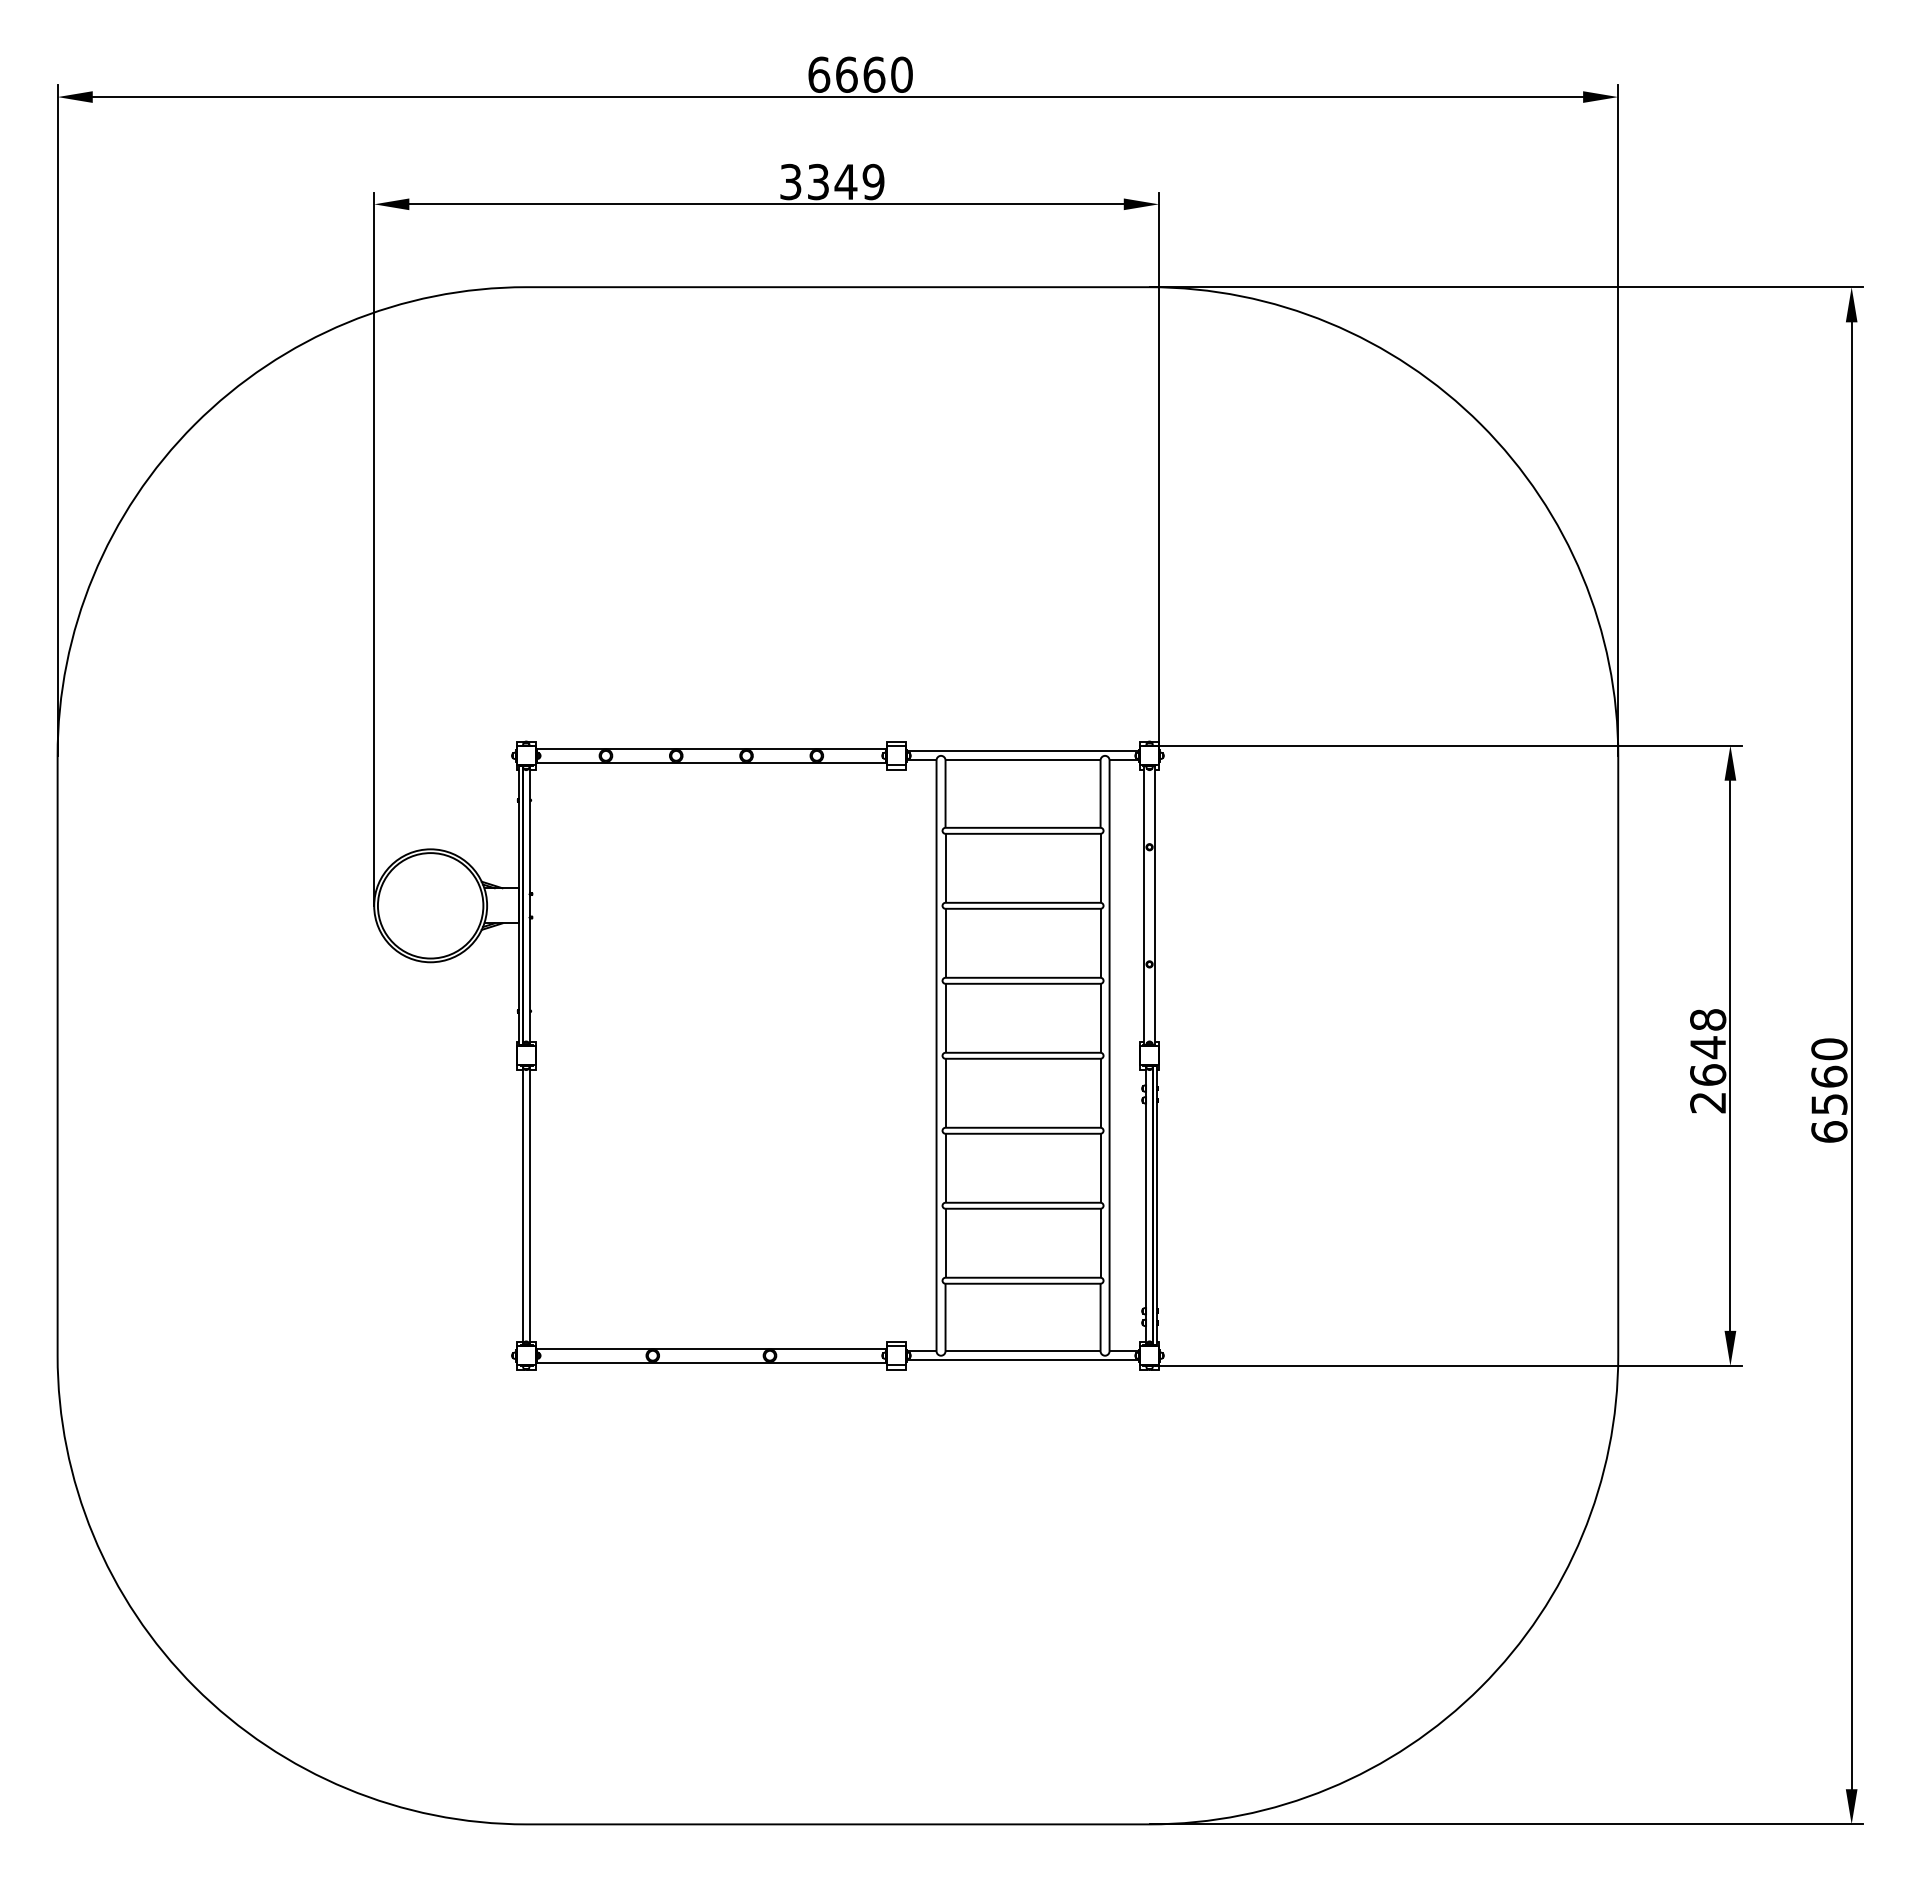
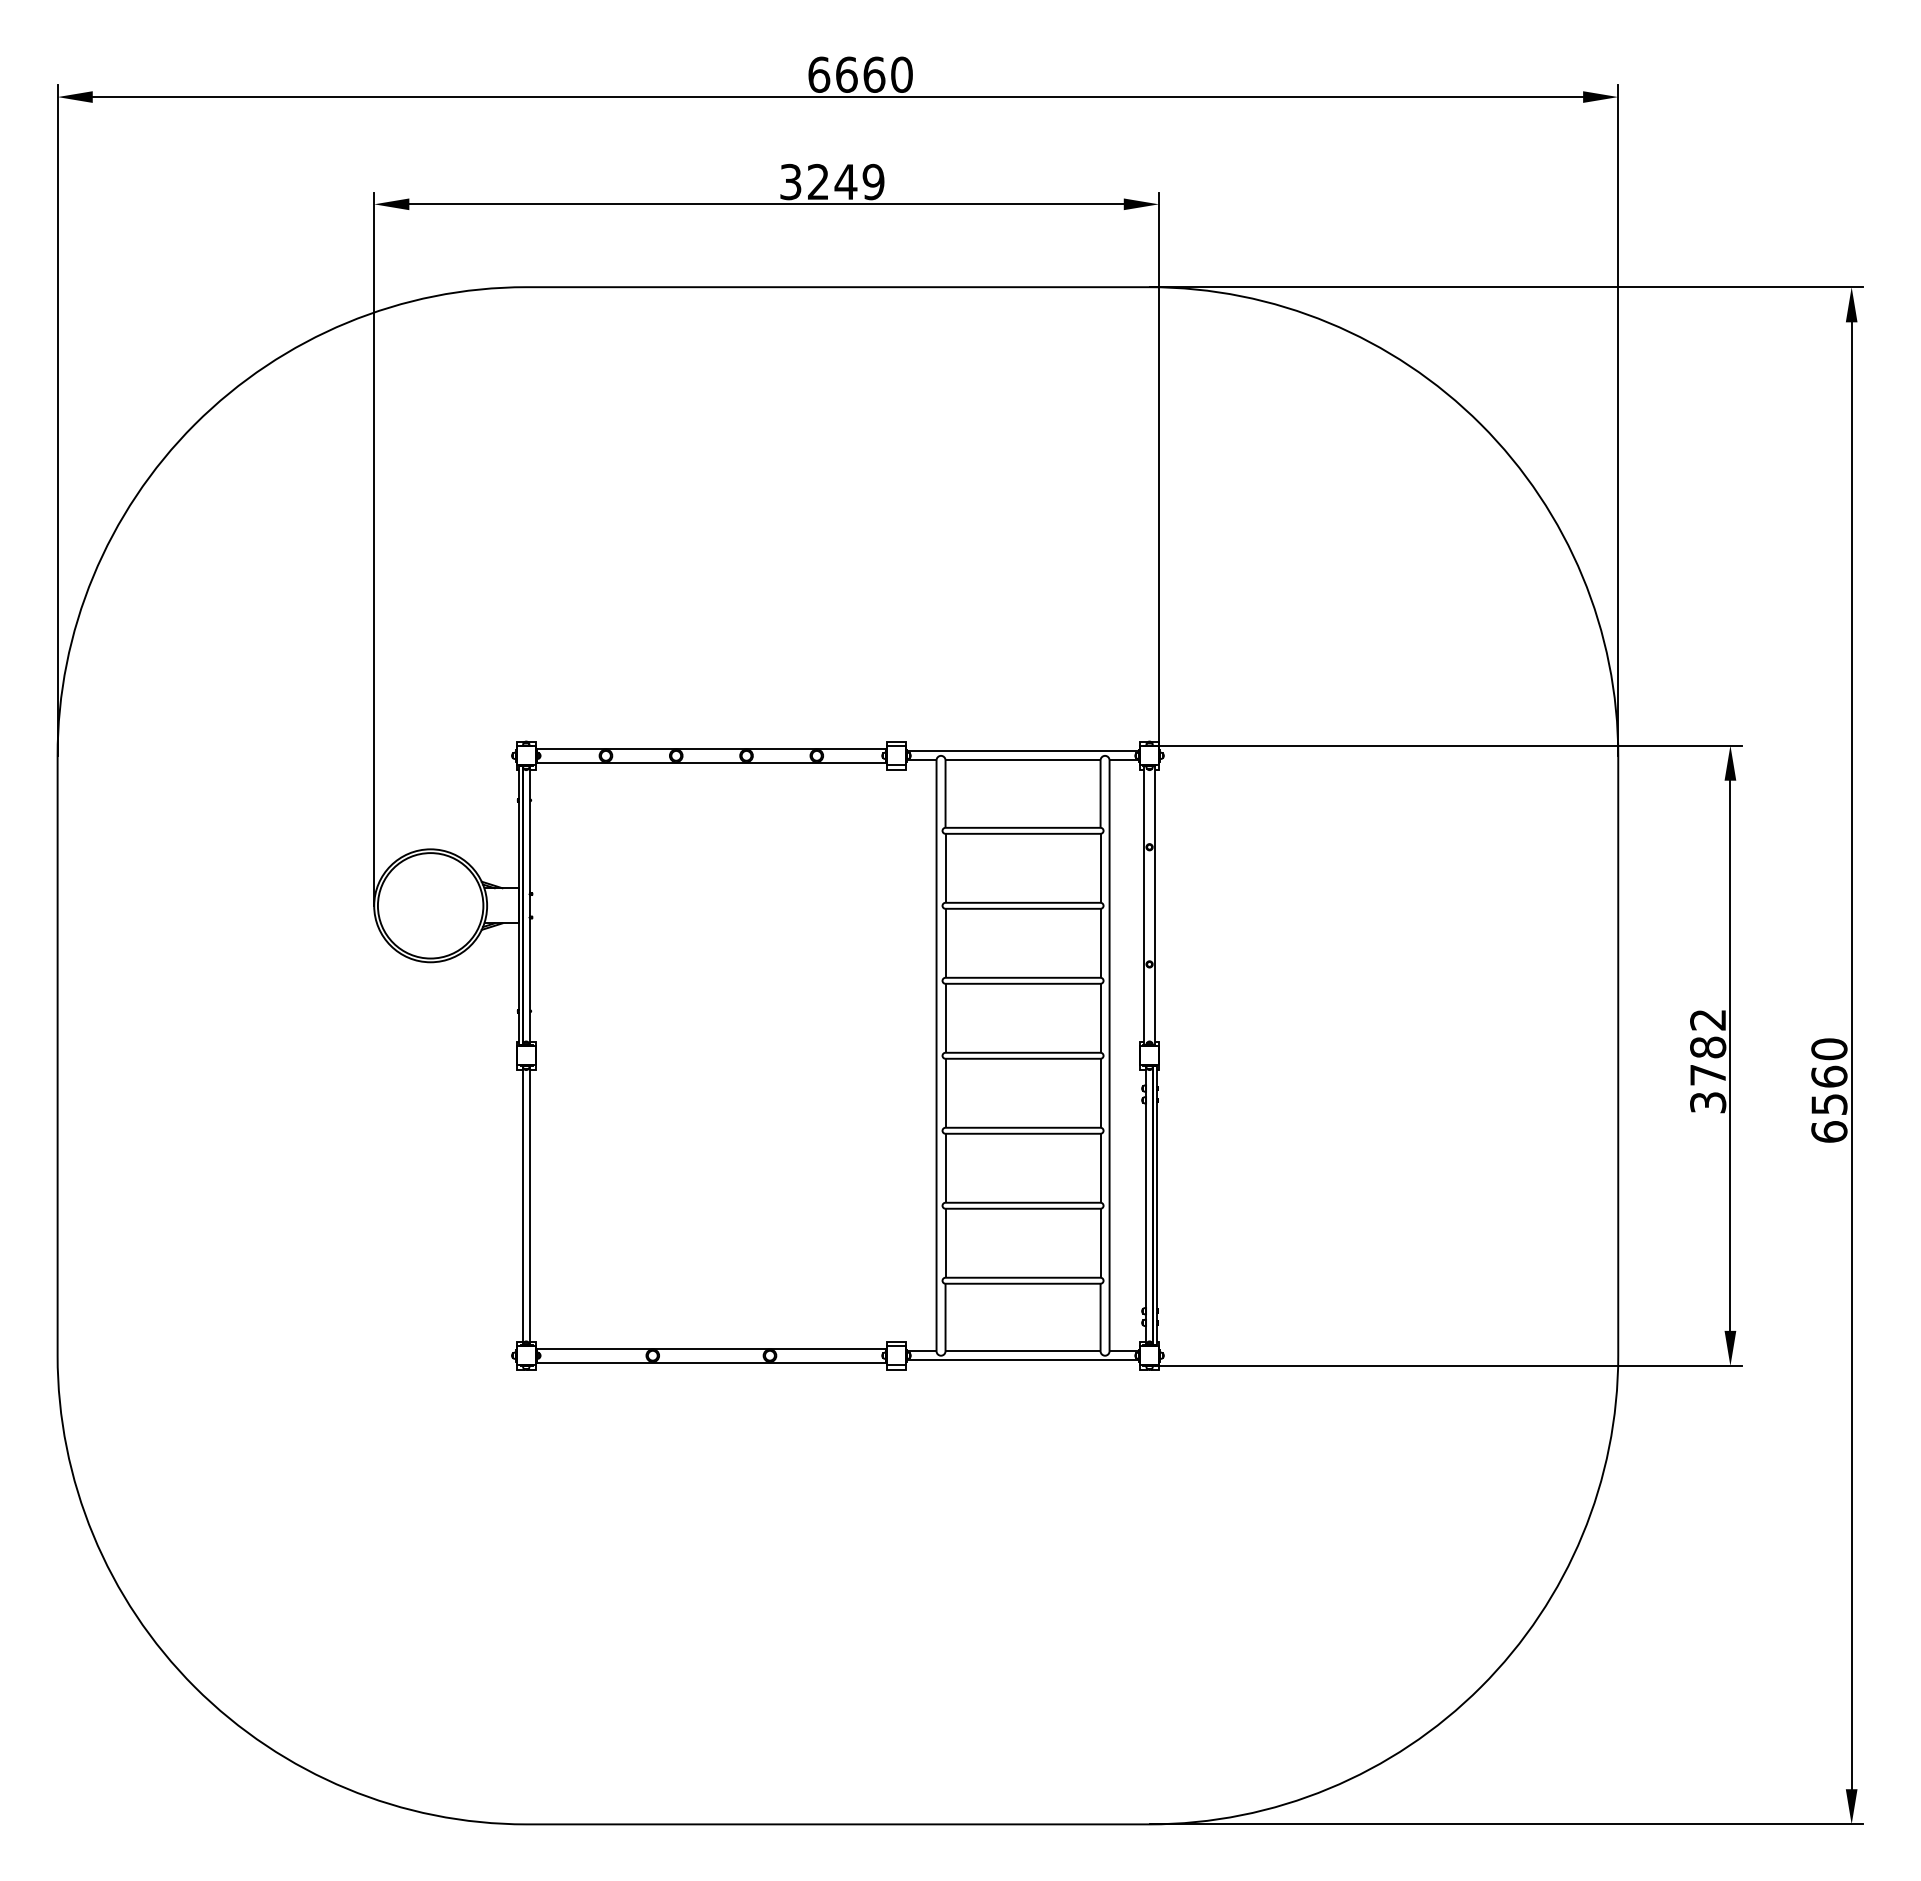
text: 3349 -> 3249 (818, 182)
text: 2648 -> 3782 (1708, 1061)
